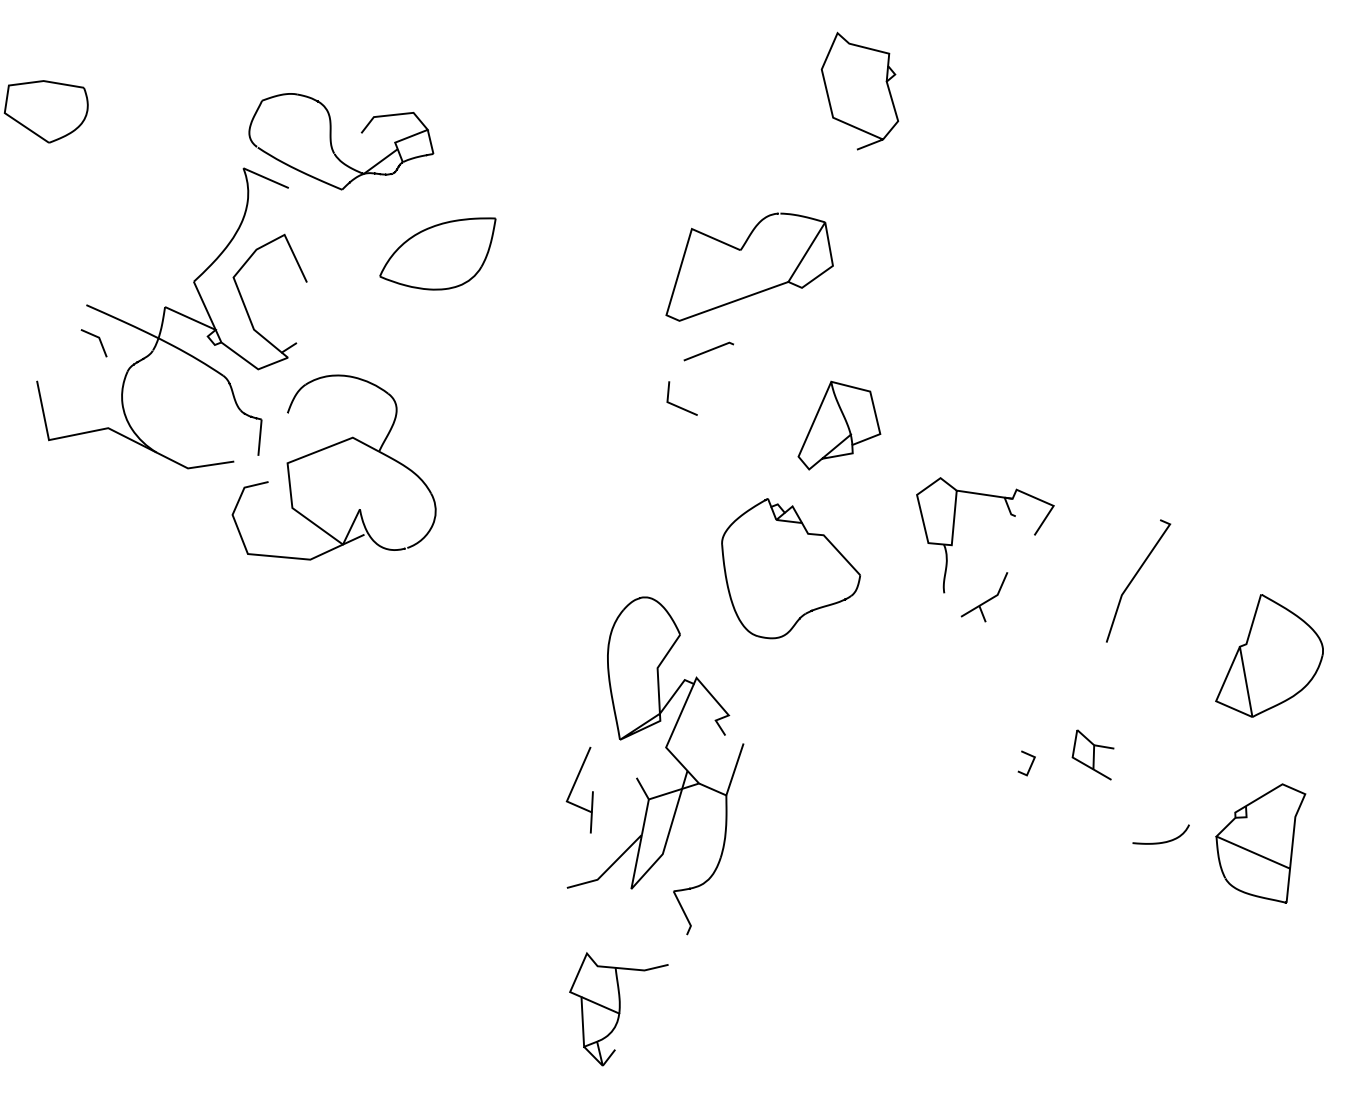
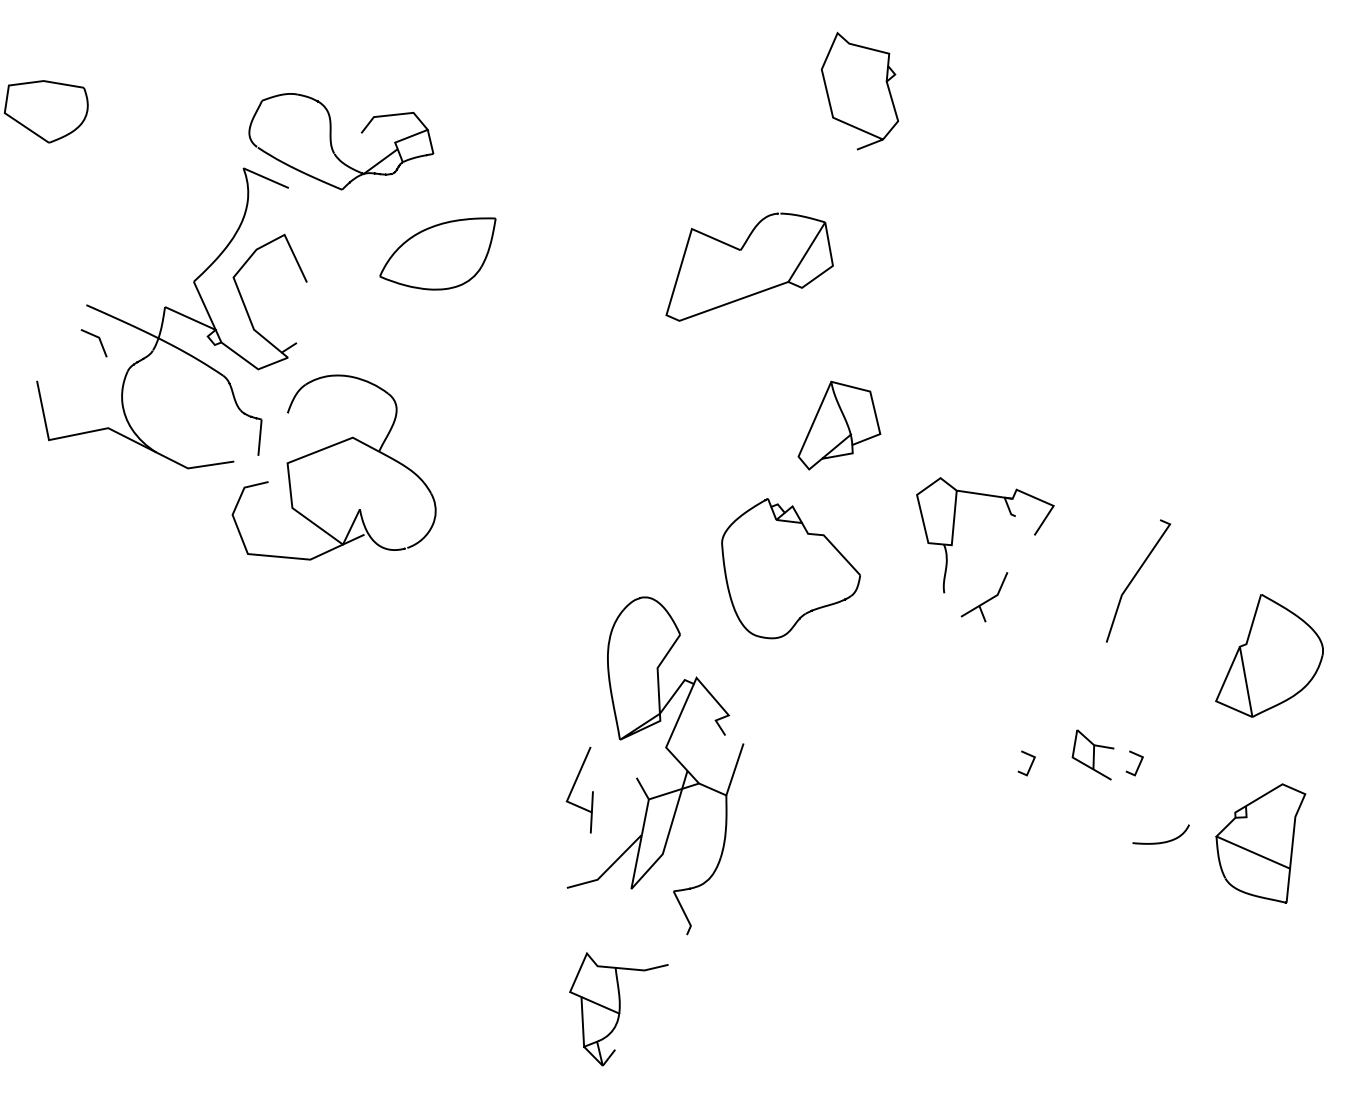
line: present -> none (708, 351)
line: present -> none (677, 405)
line: none -> present (1138, 764)
